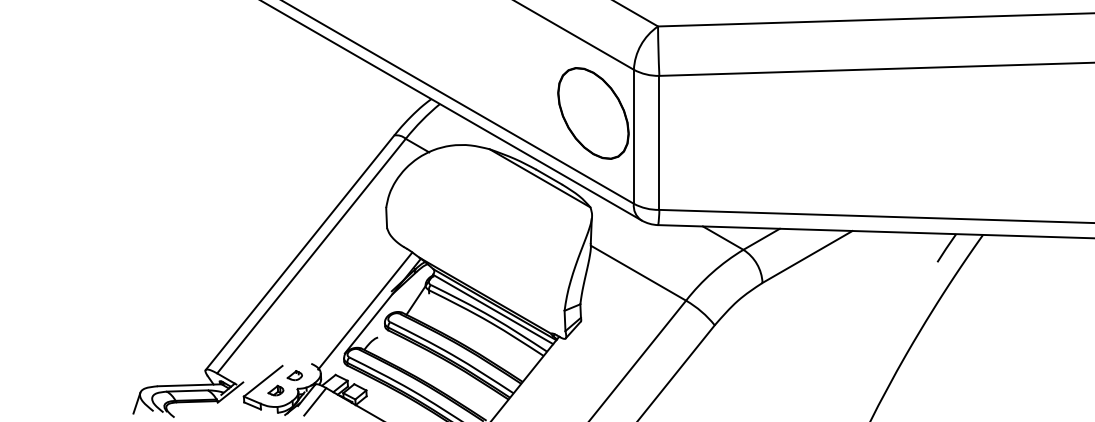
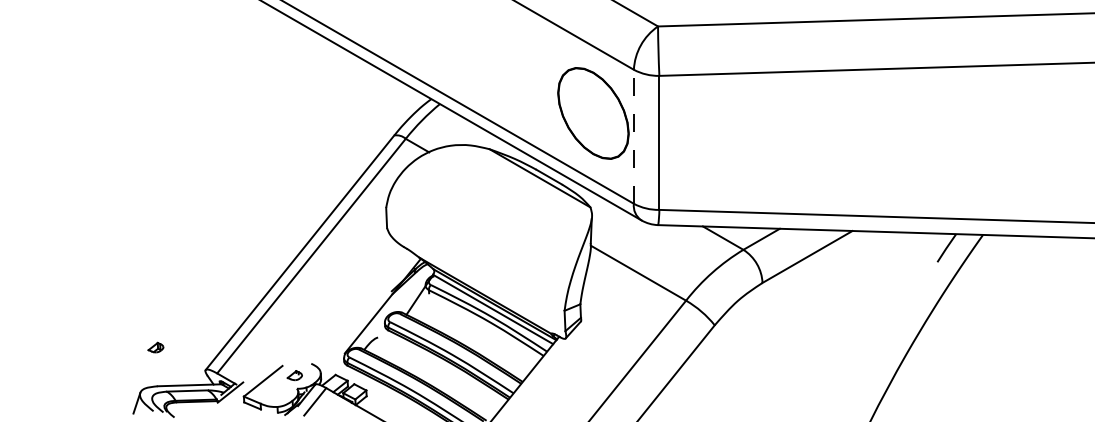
line: solid -> dashed (633, 136)
line: present -> none (365, 310)
part position: (275, 390) -> (155, 347) (155, 347)
